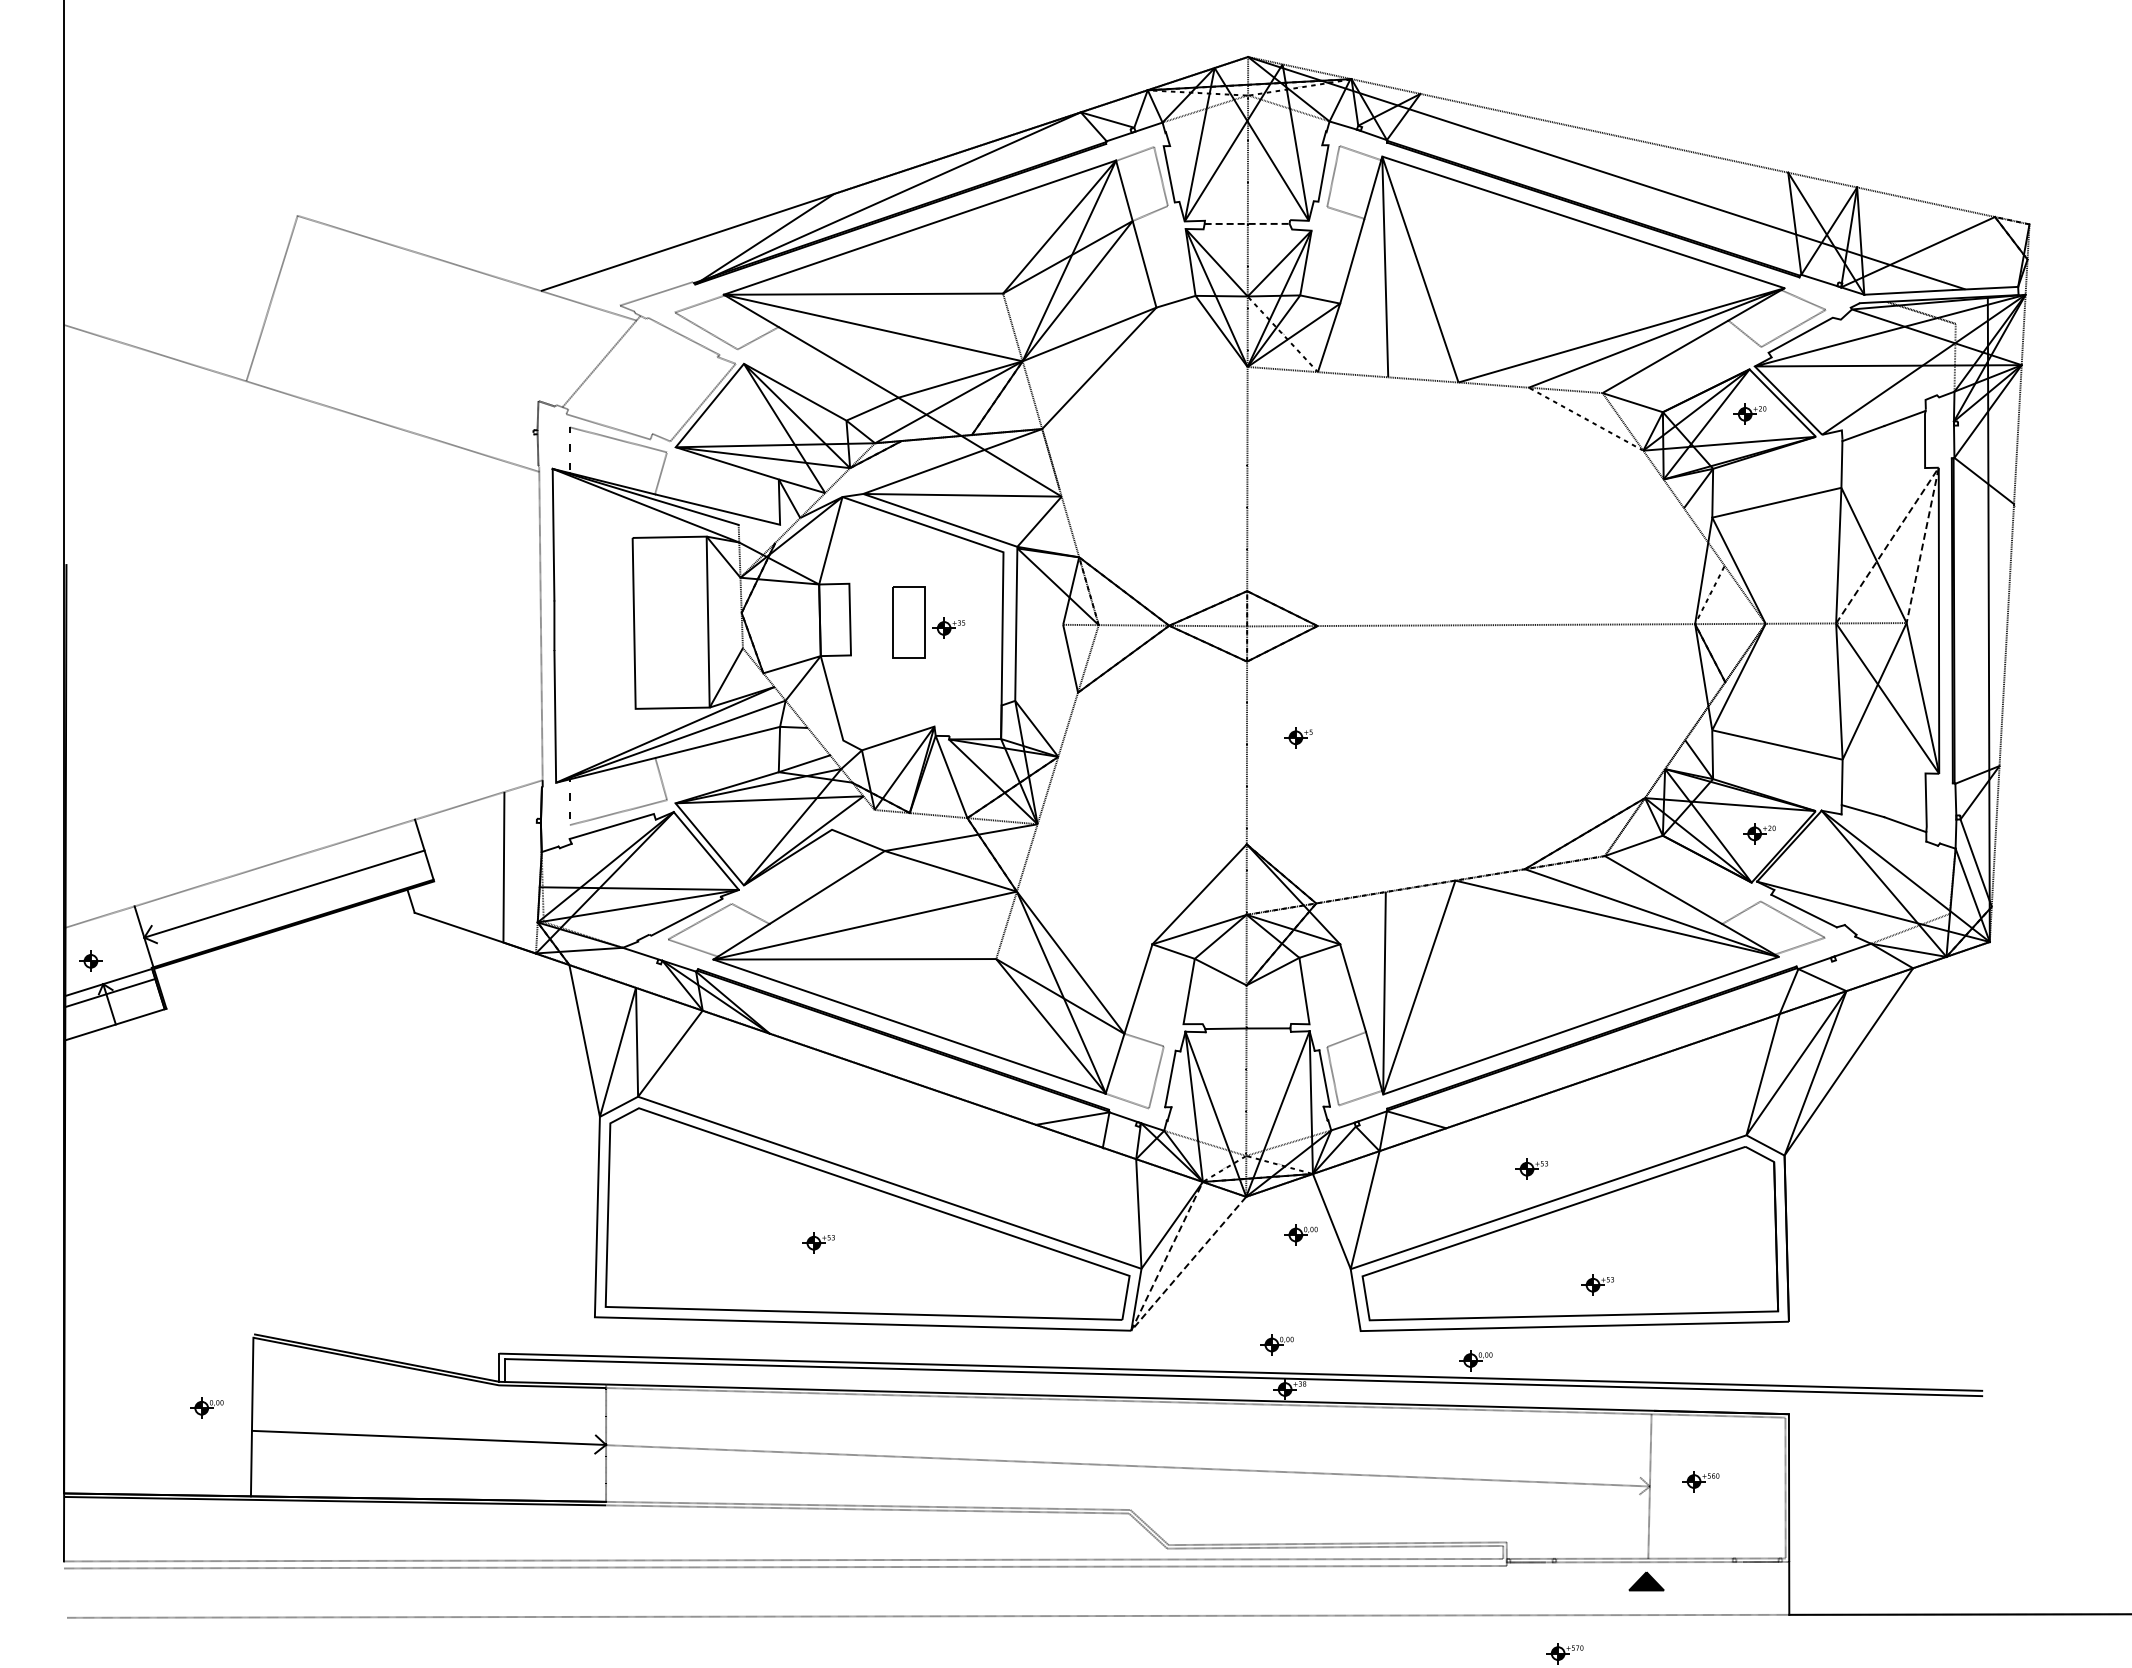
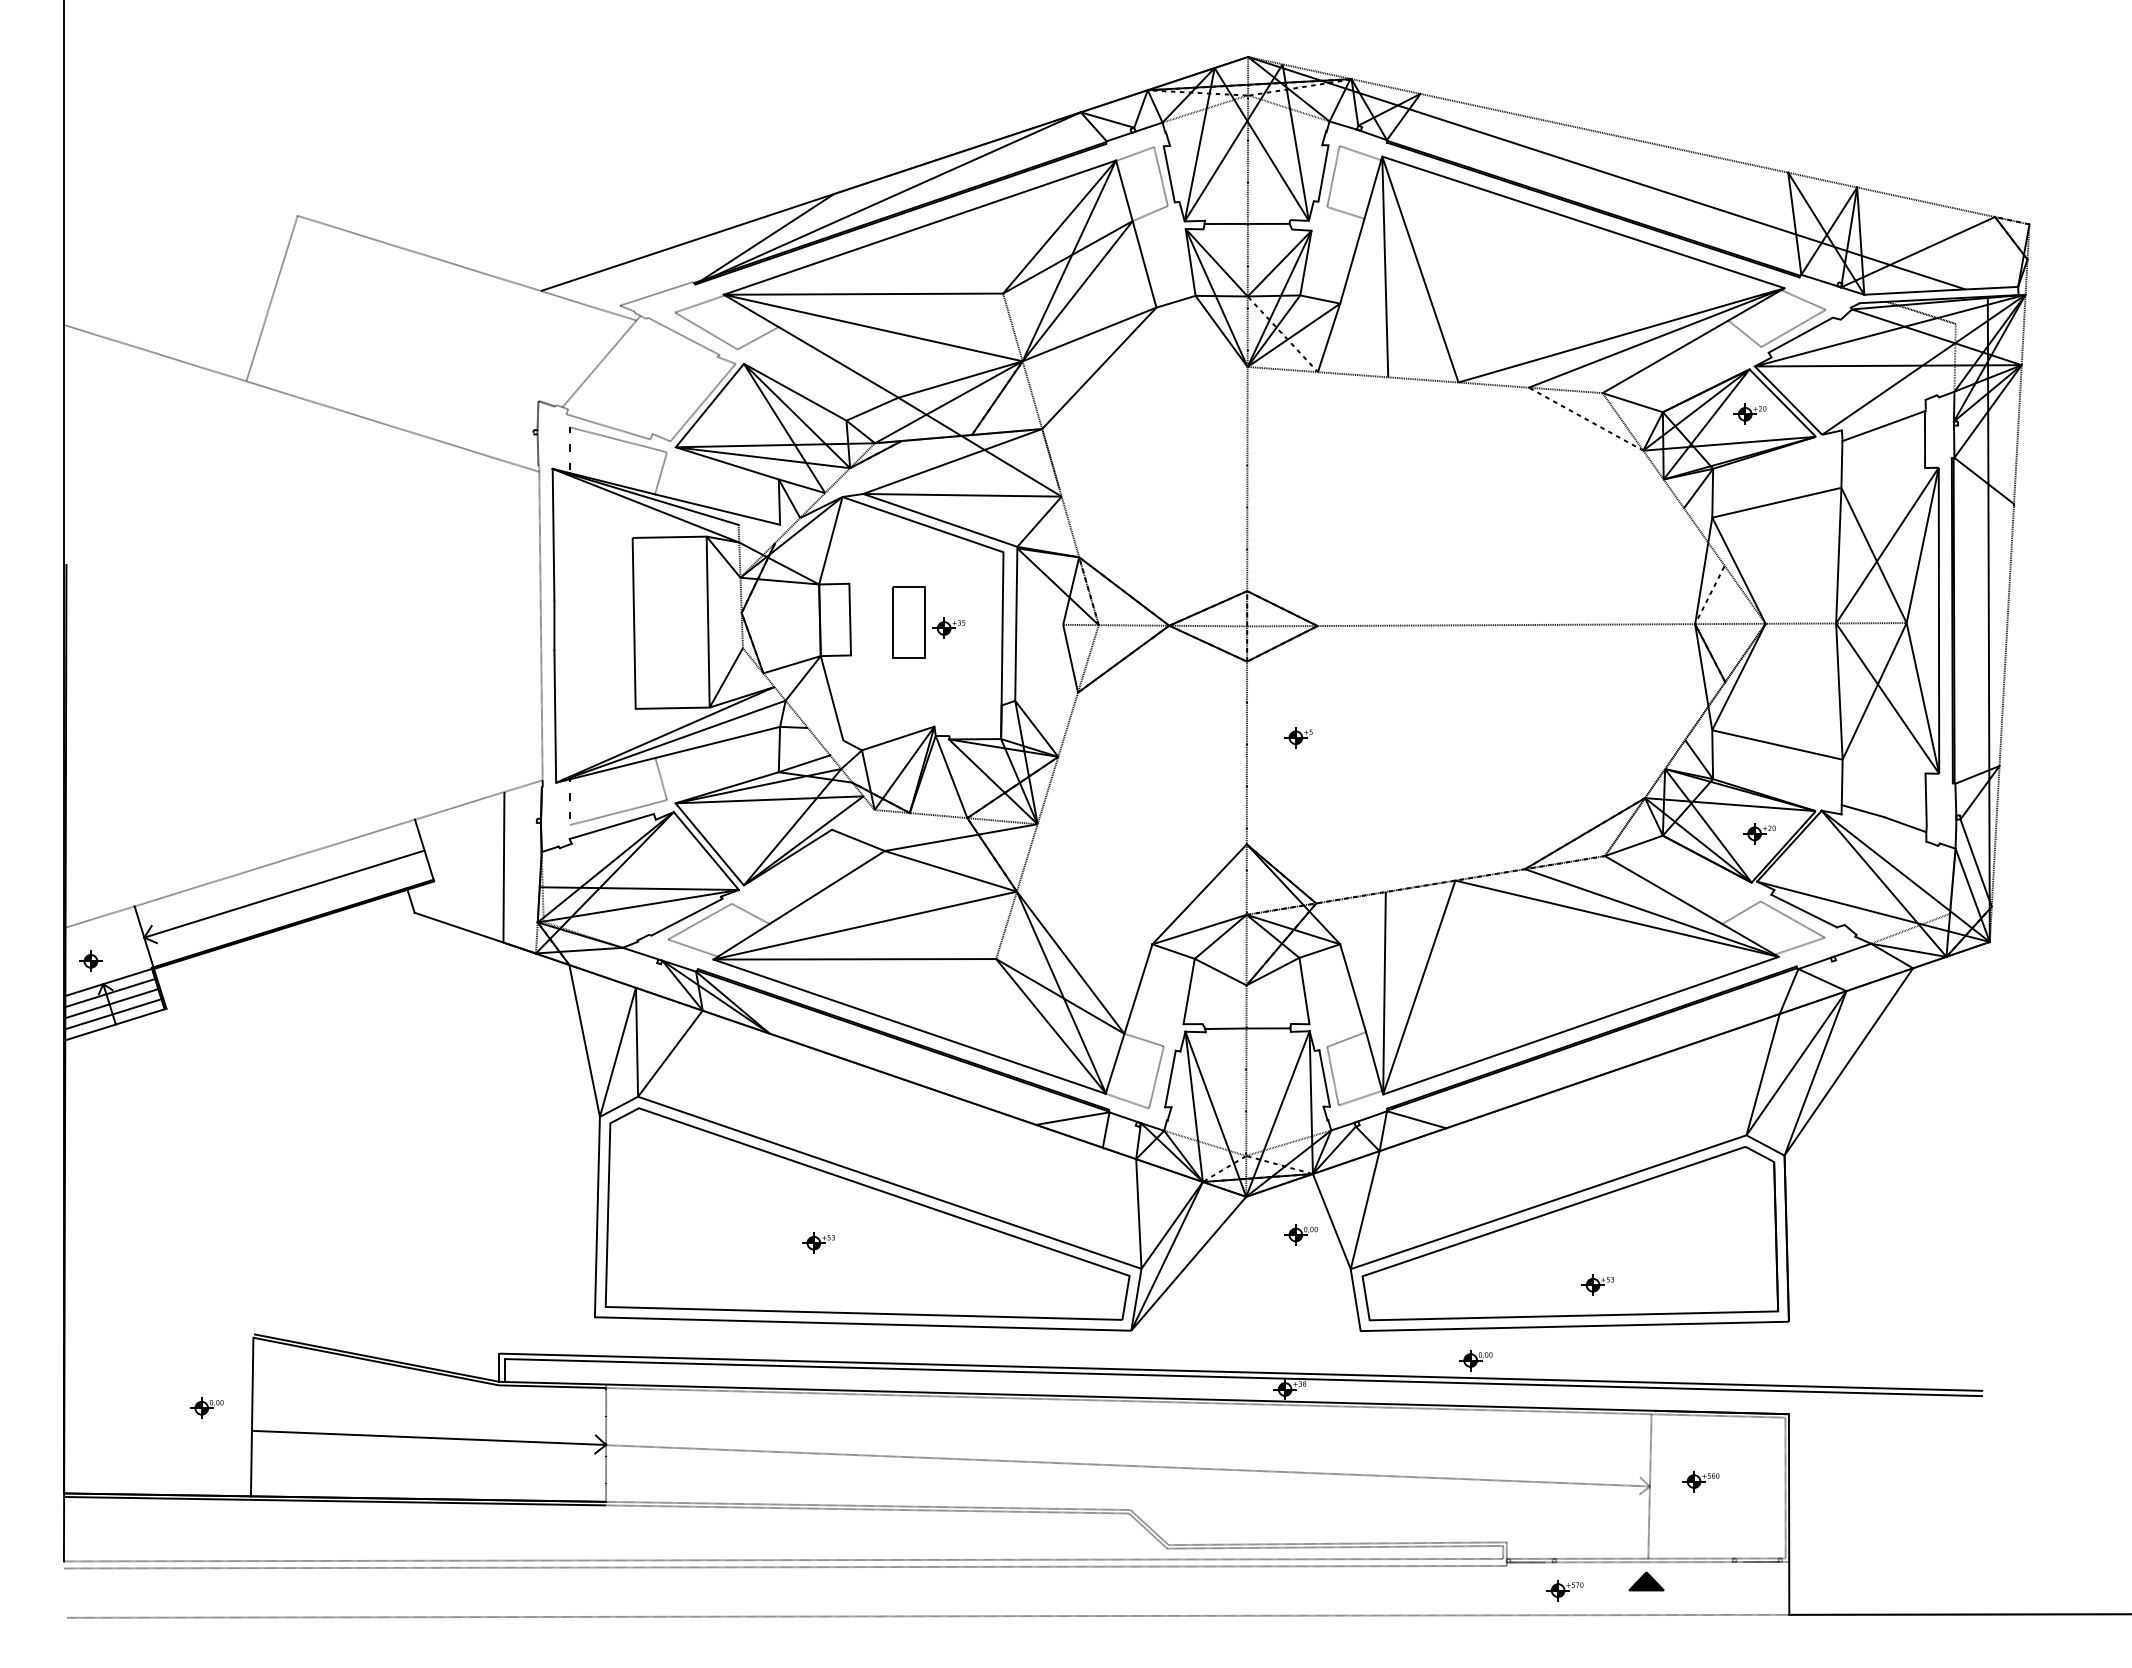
line: dashed -> solid (1247, 223)
line: dashed -> solid (1931, 478)
line: none -> present (111, 1003)
line: none -> present (113, 1014)
part: present -> none (1531, 1168)
line: dashed -> solid (1134, 1326)
part: present -> none (1276, 1344)
part position: (1564, 1653) -> (1564, 1590) (1564, 1590)
